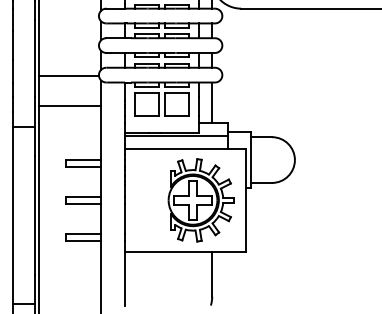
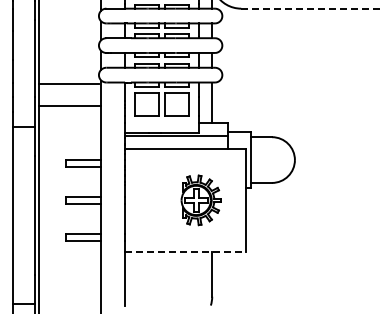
line: solid -> dashed (311, 8)
line position: (68, 76) -> (68, 84) (68, 84)
part size: 68x85 px -> 42x53 px (200, 200)
line: solid -> dashed (185, 252)
